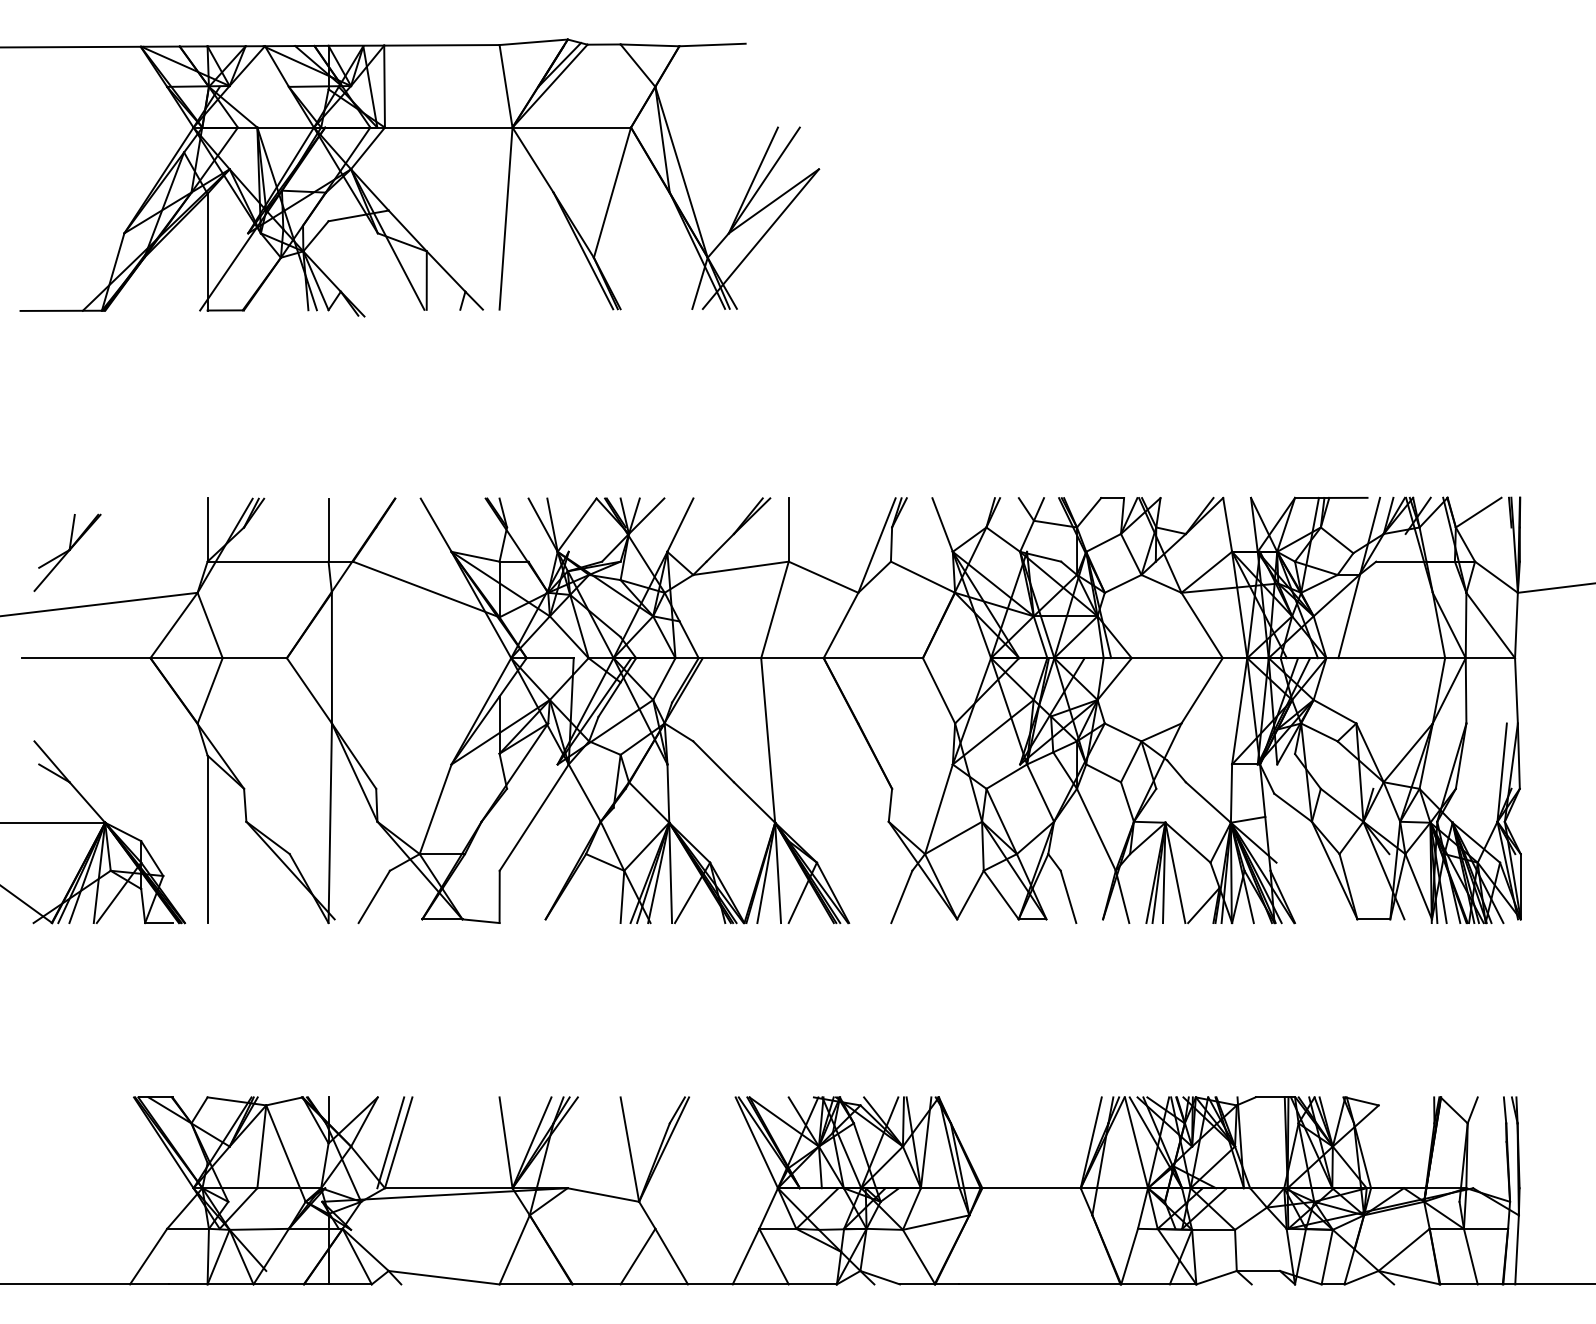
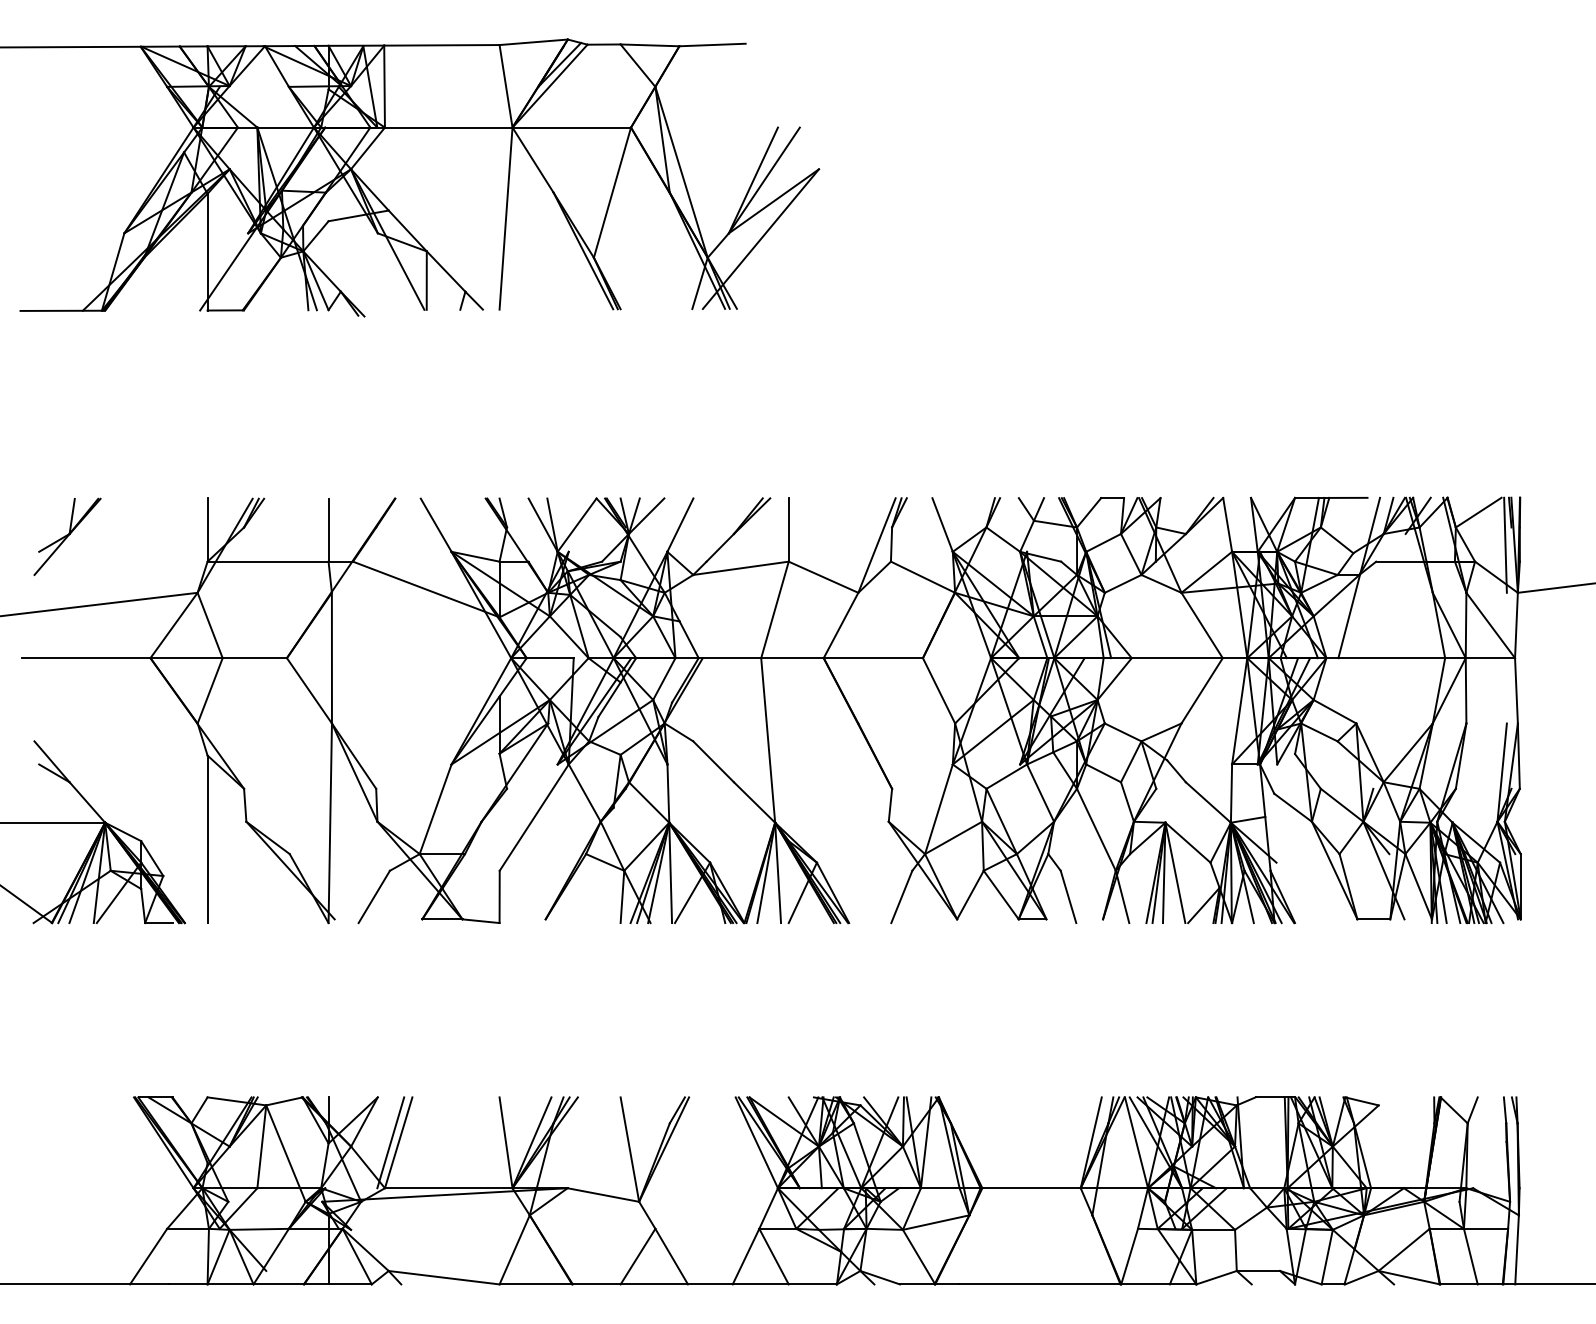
line: none -> present (1505, 544)
part position: (67, 552) -> (67, 536) (67, 536)
